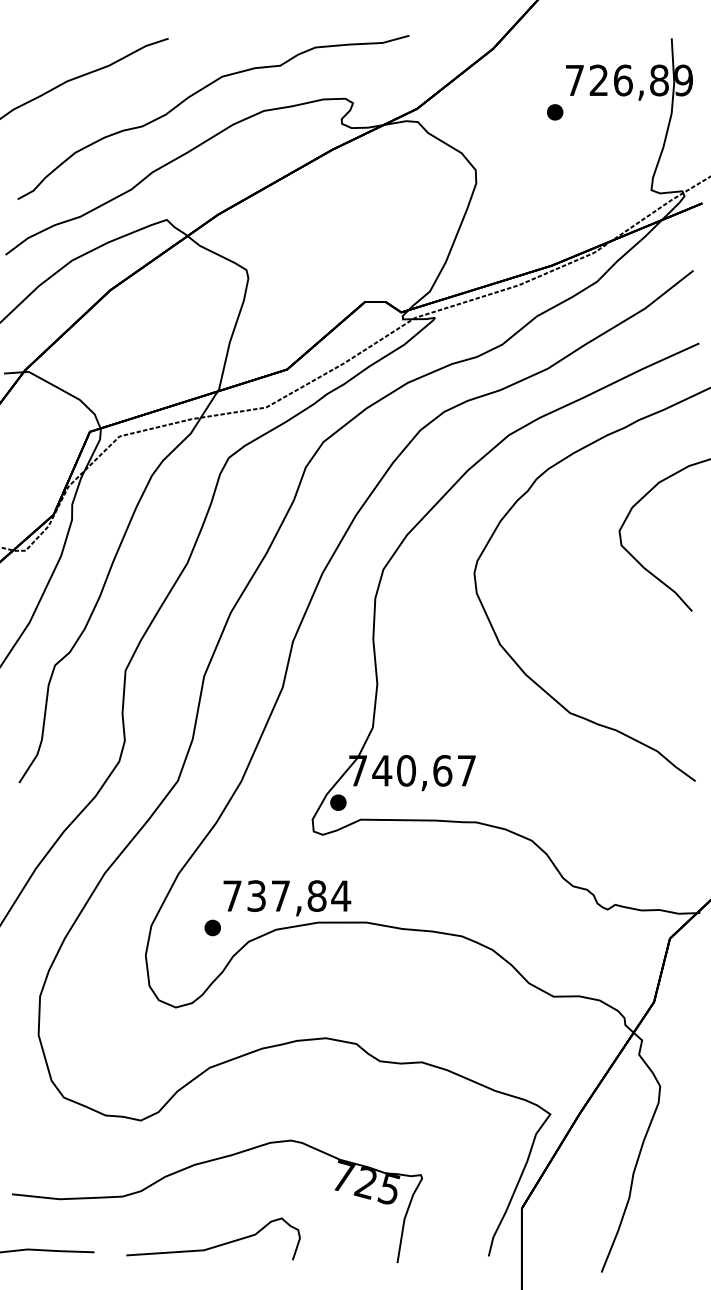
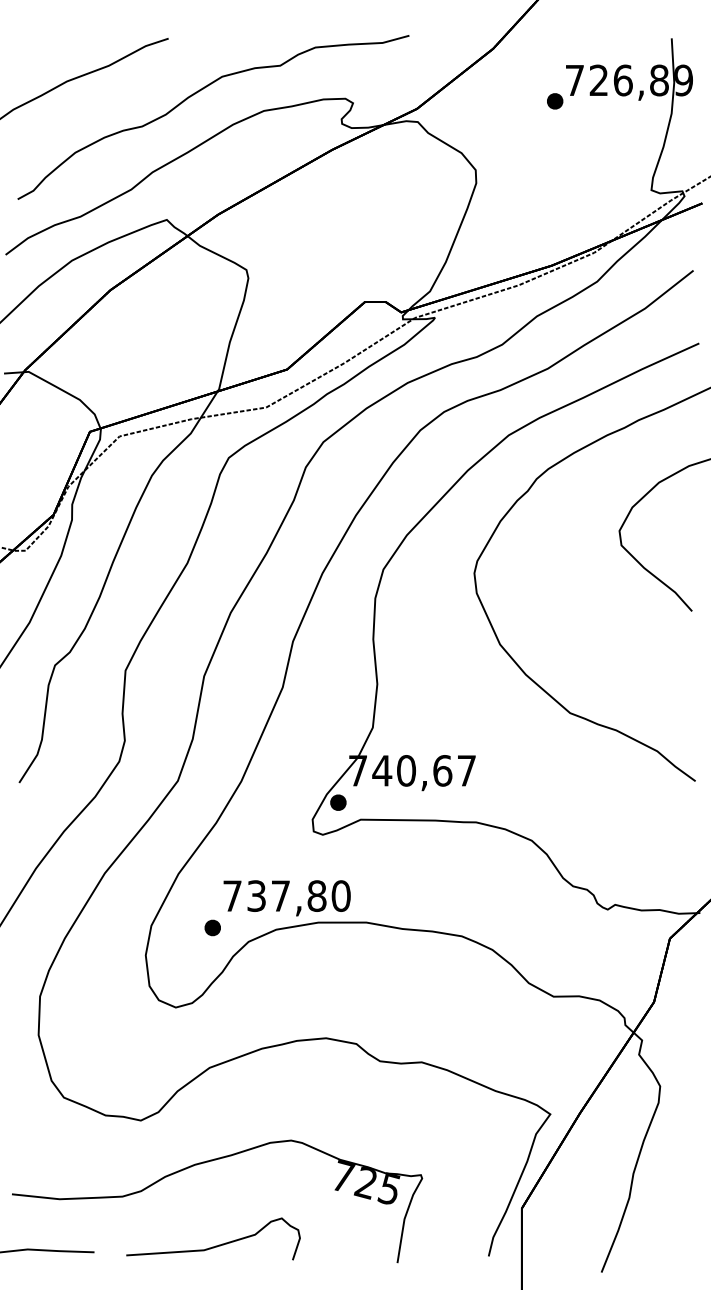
part position: (555, 112) -> (555, 101) (555, 101)
text: 737,84 -> 737,80 (341, 895)
